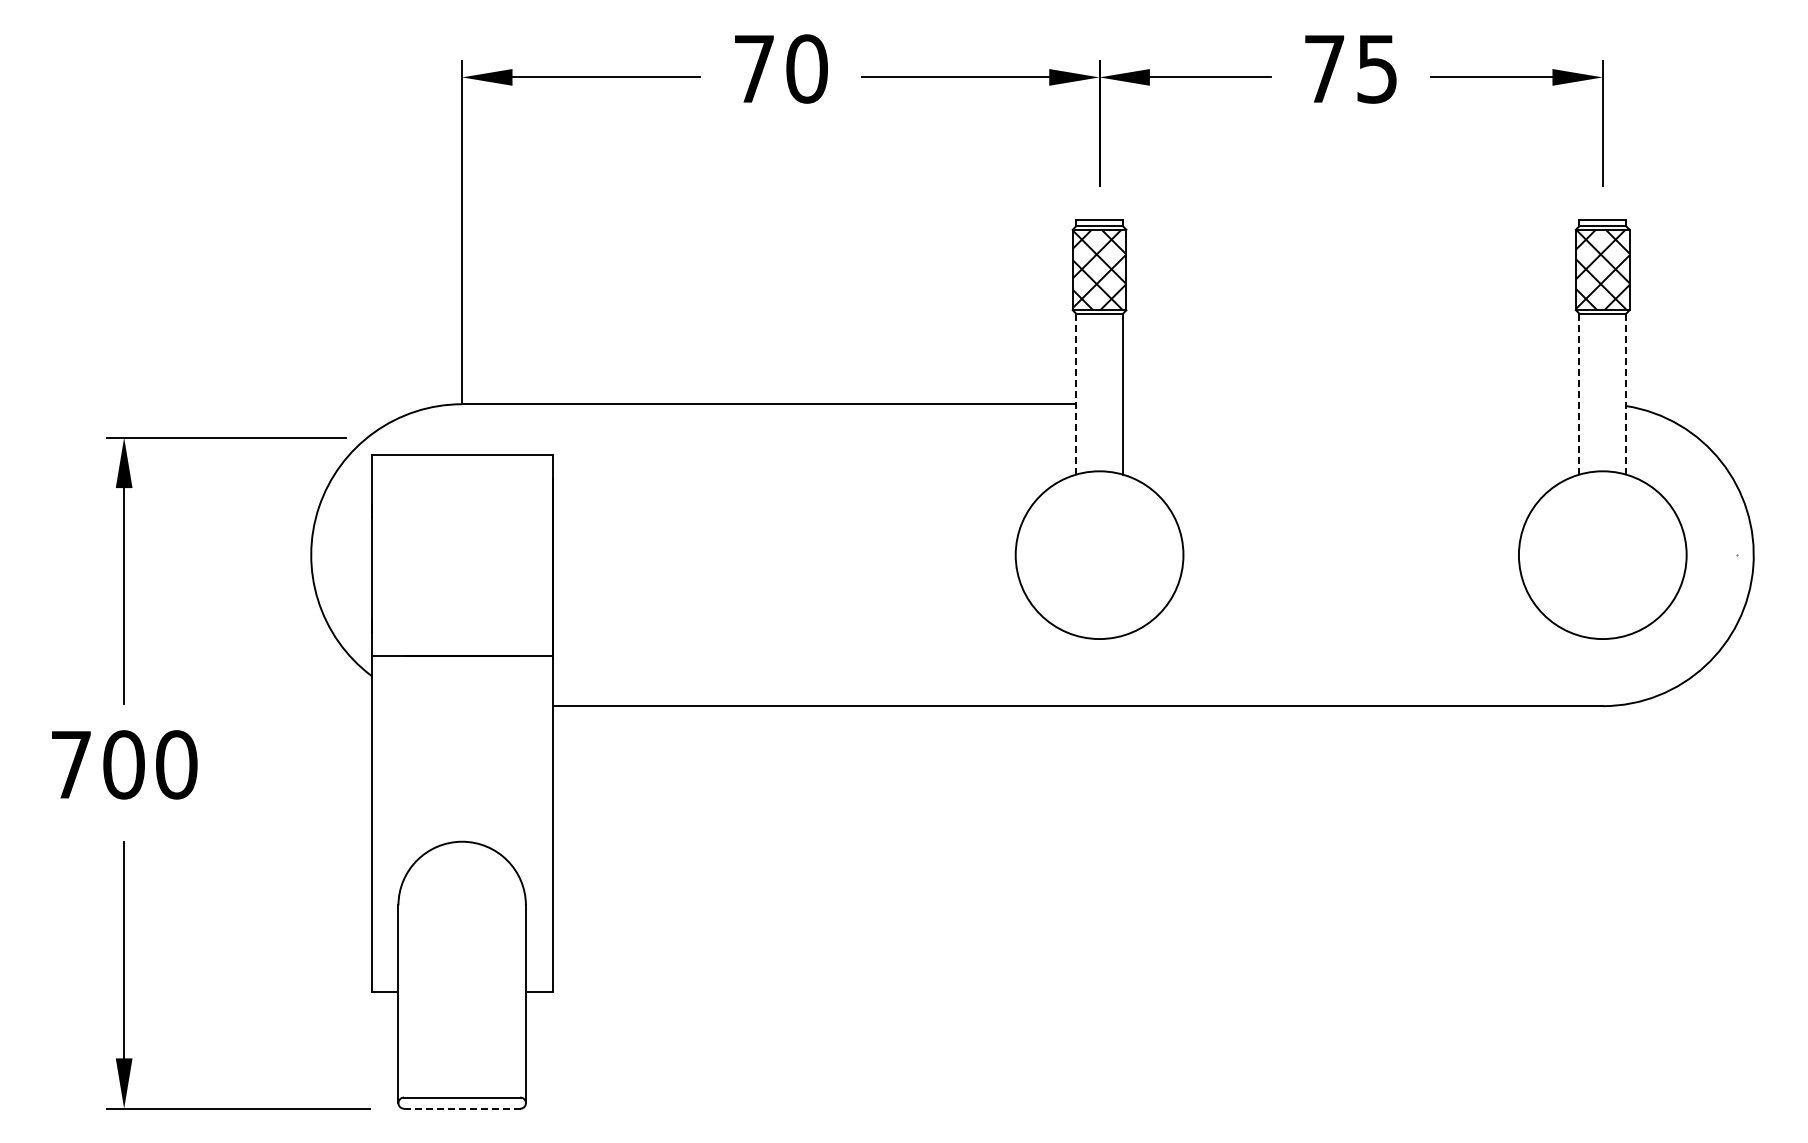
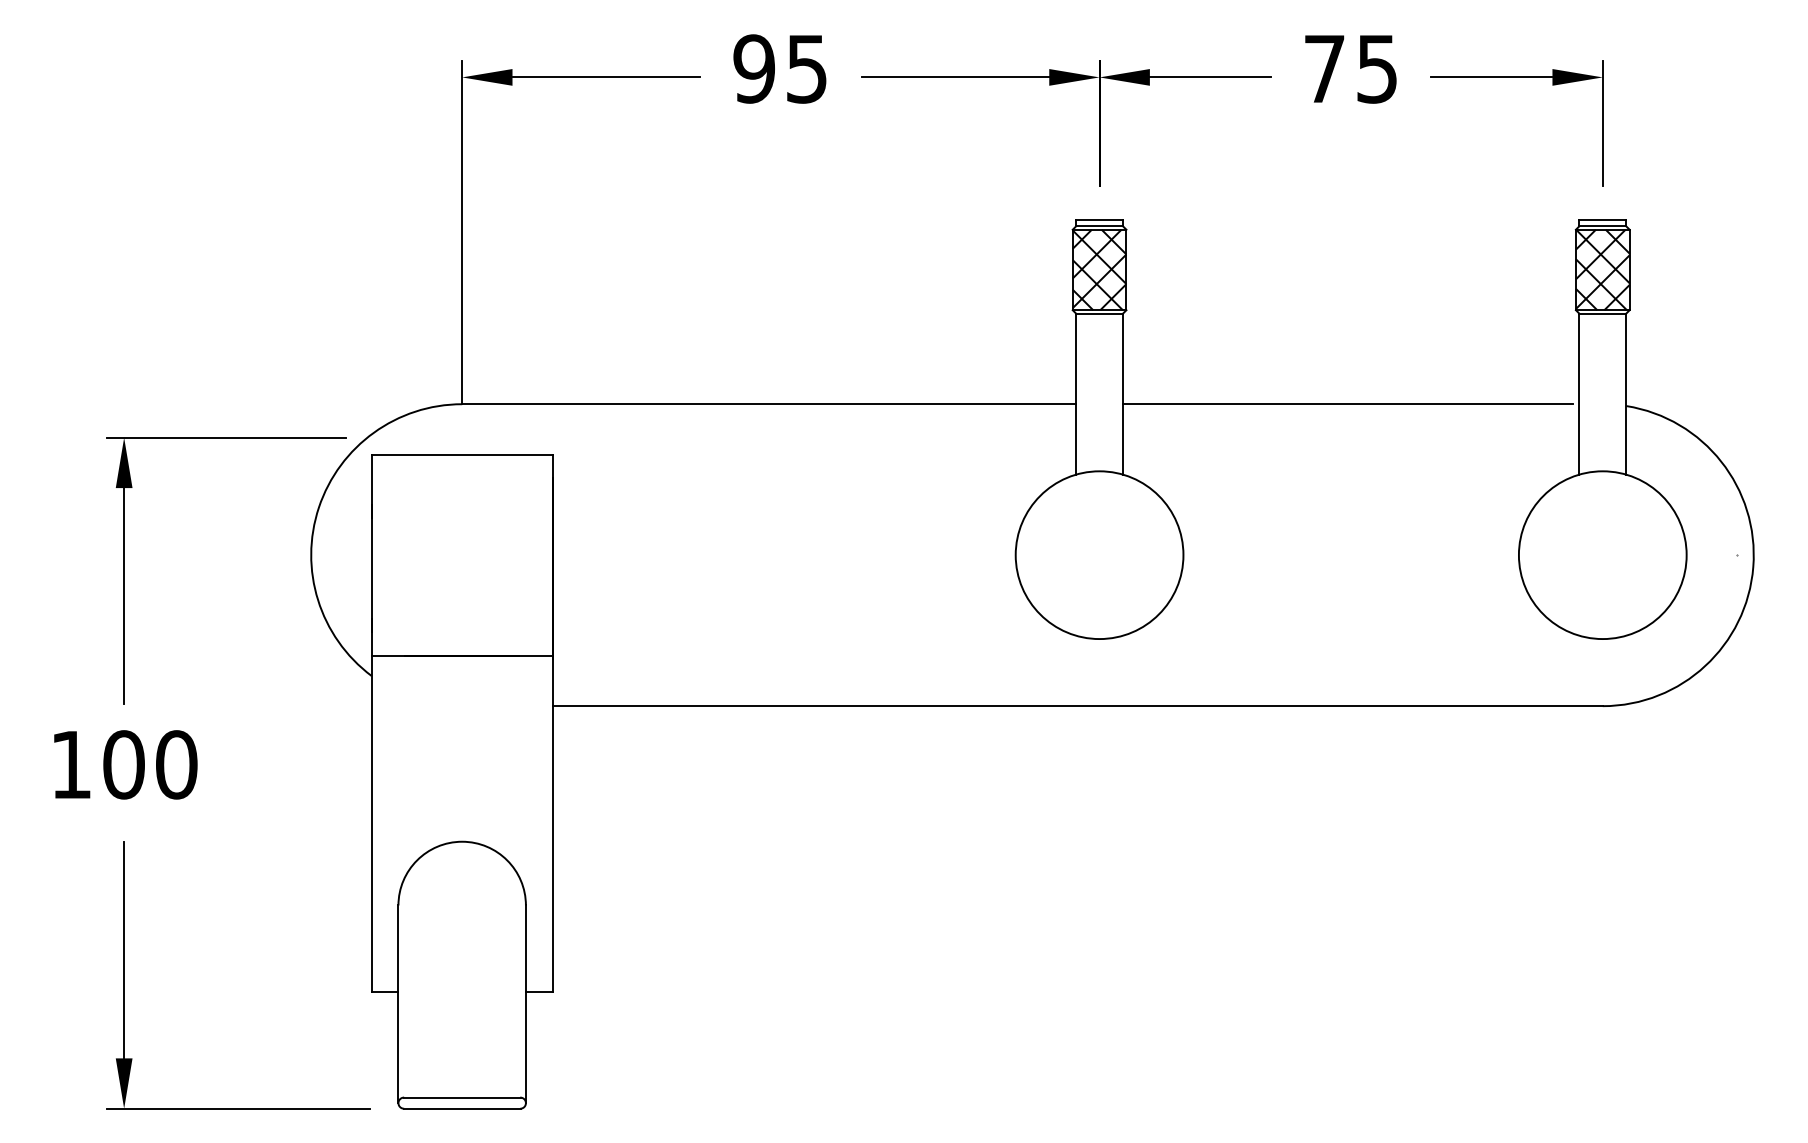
text: 70 -> 95 (780, 68)
line: dashed -> solid (1076, 394)
line: dashed -> solid (1579, 394)
line: dashed -> solid (1626, 394)
line: none -> present (1347, 404)
text: 700 -> 100 (71, 764)
line: dashed -> solid (461, 1108)
